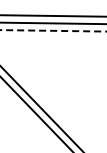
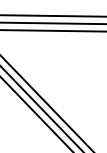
line: dashed -> solid (53, 30)
line: none -> present (46, 103)
